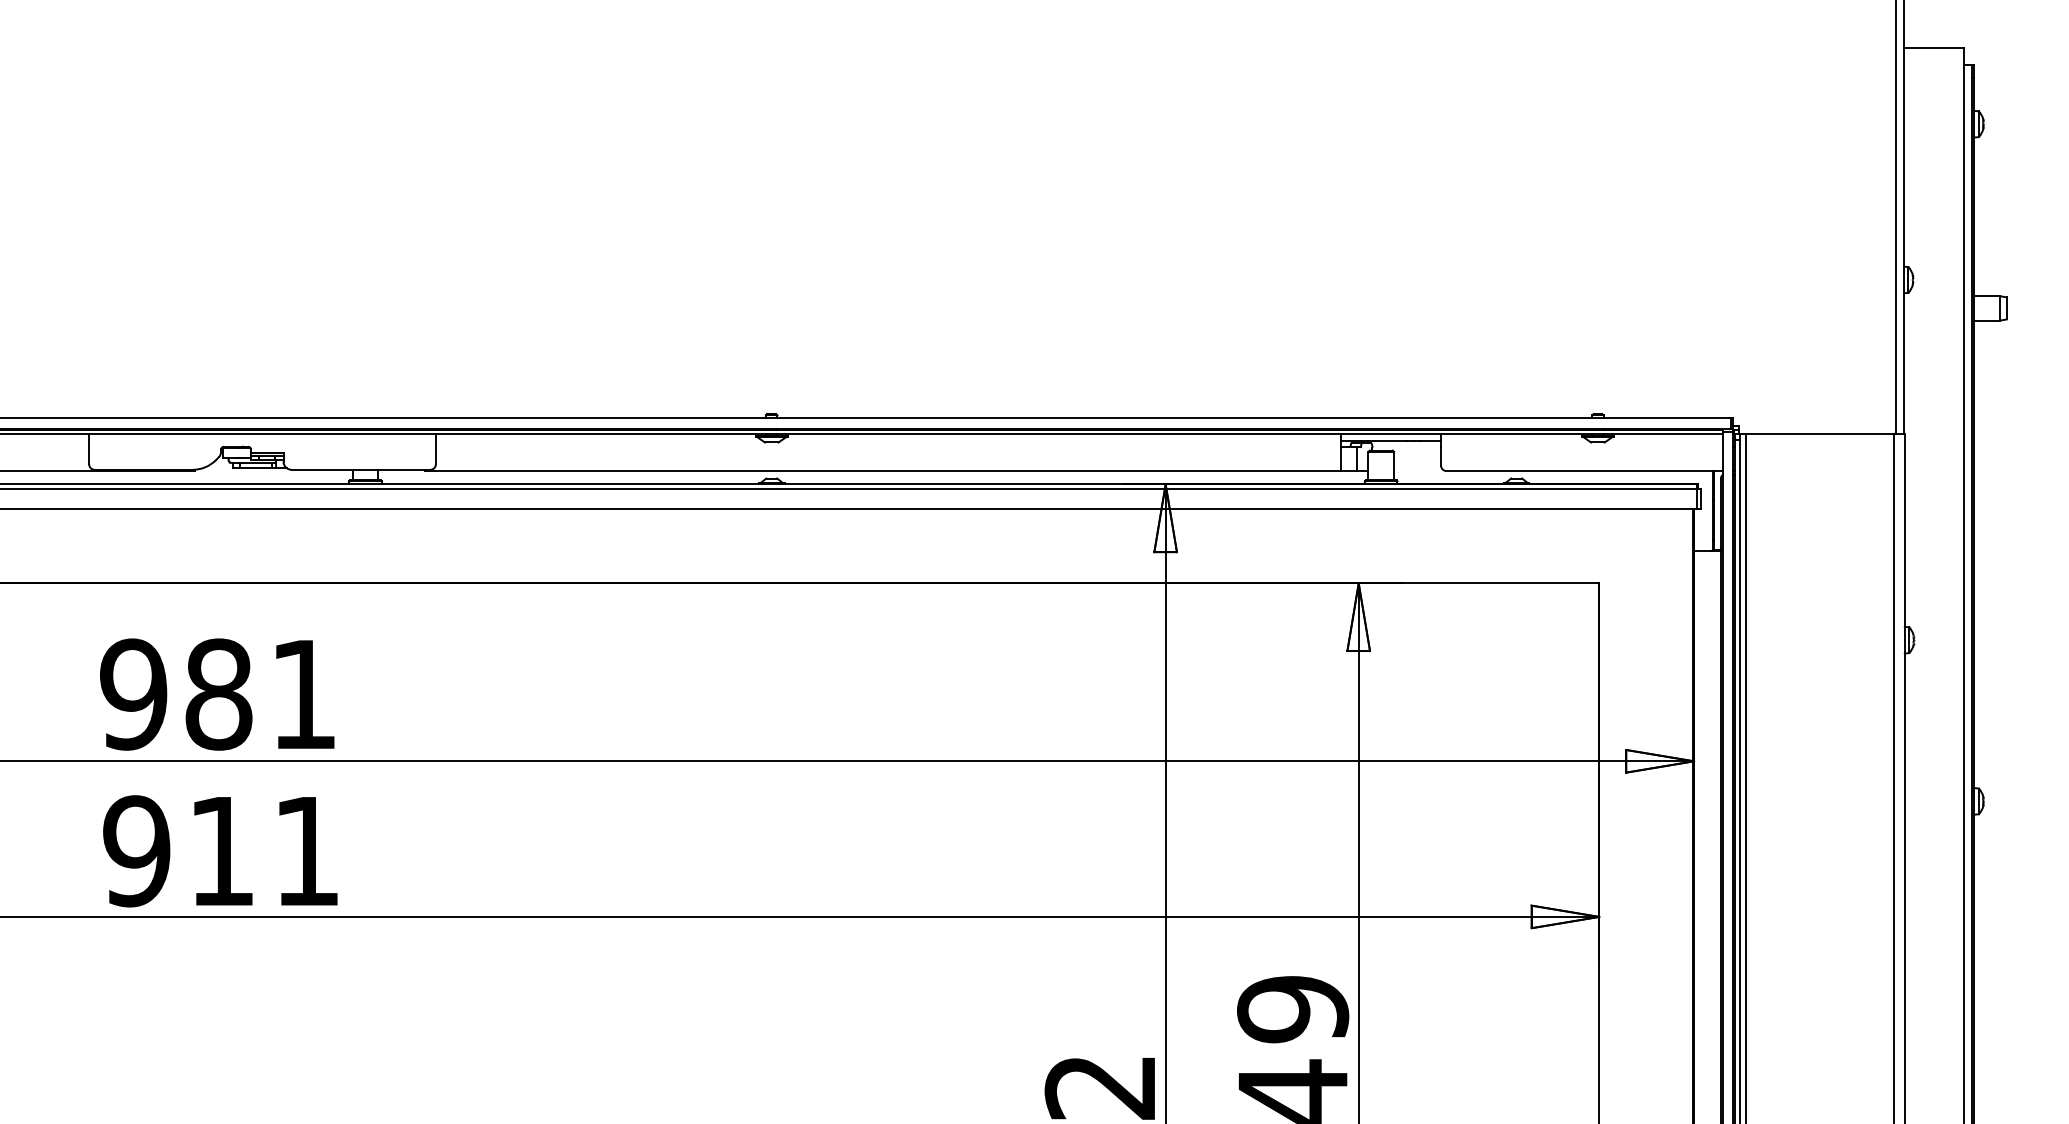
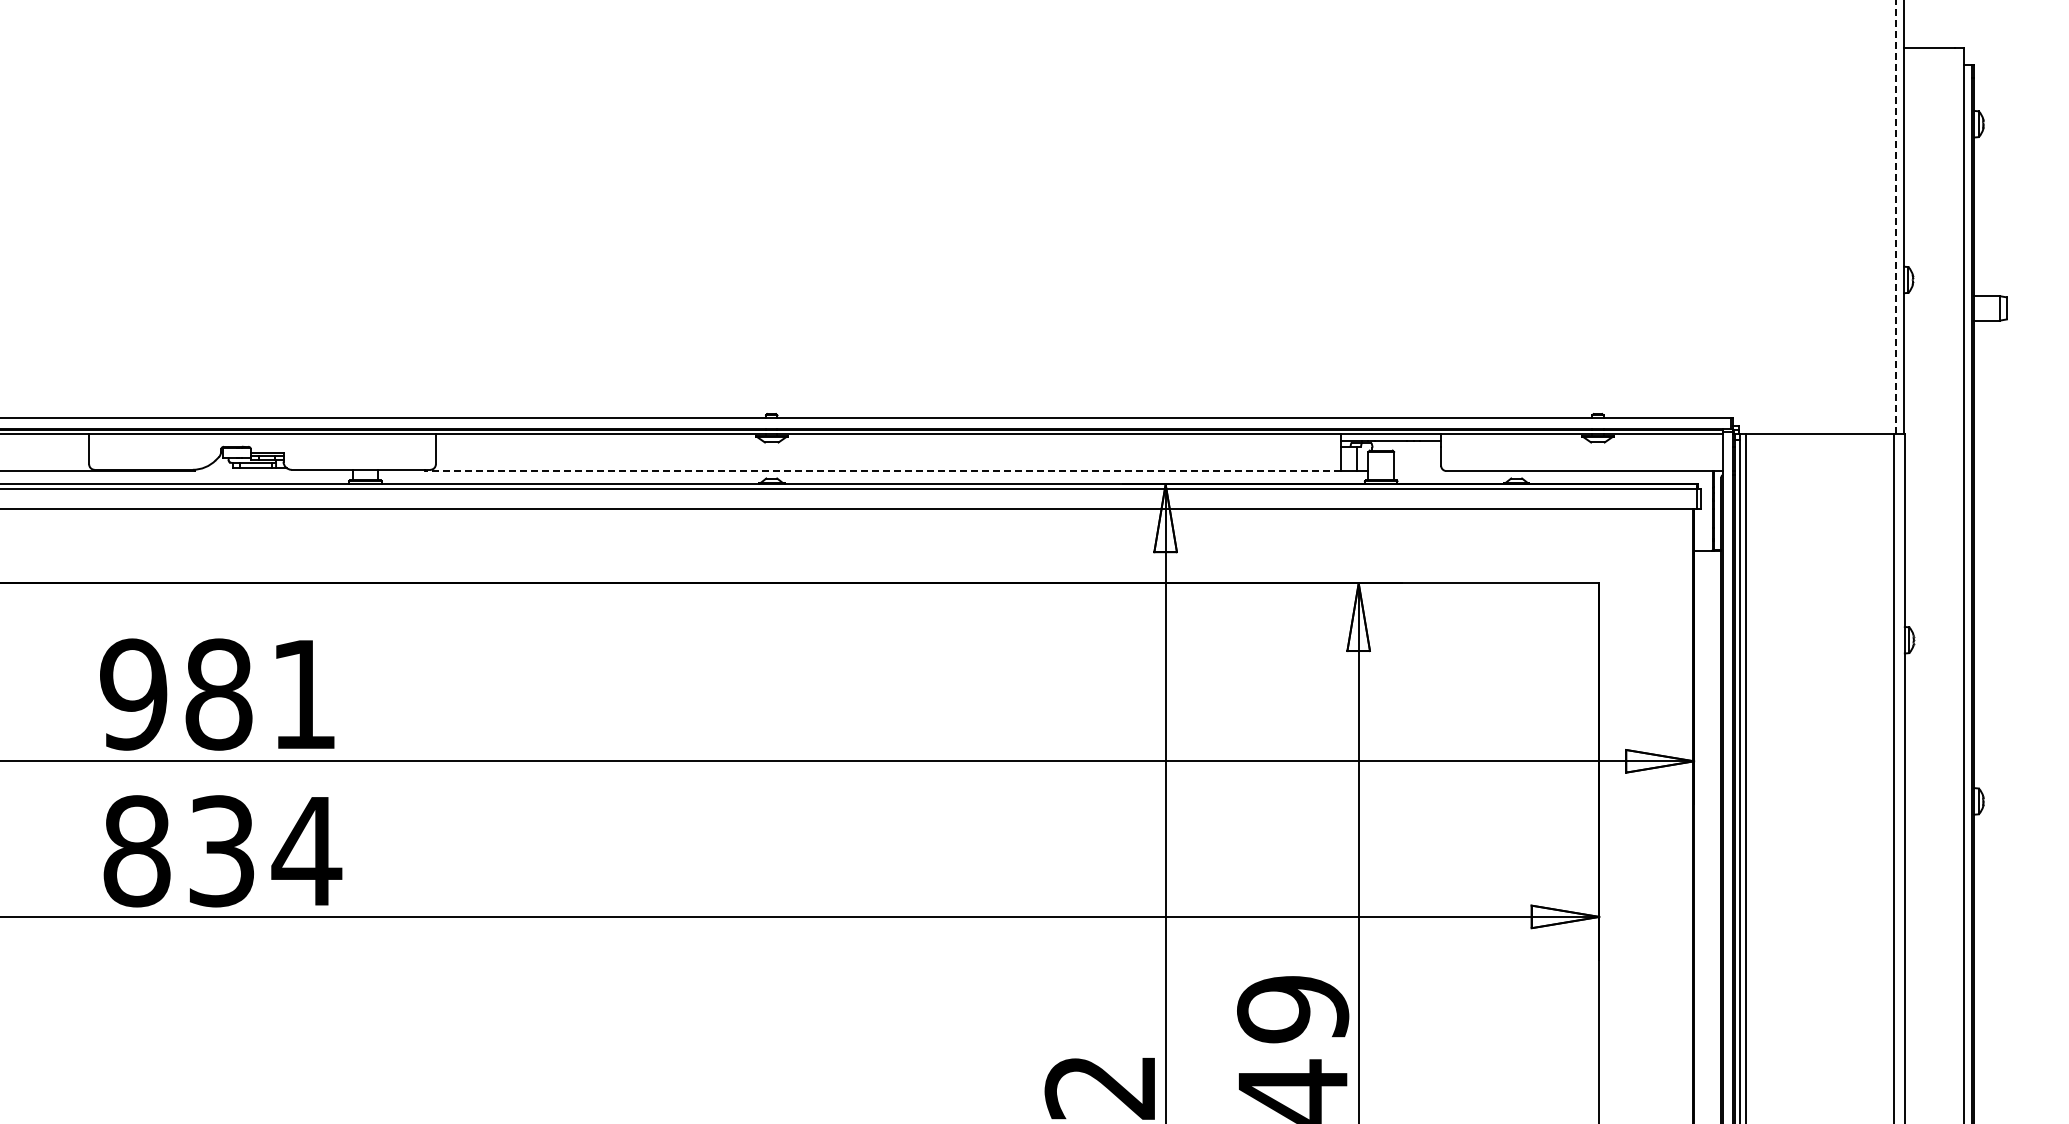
line: solid -> dashed (1895, 217)
line: solid -> dashed (882, 471)
text: 911 -> 834 (222, 851)
